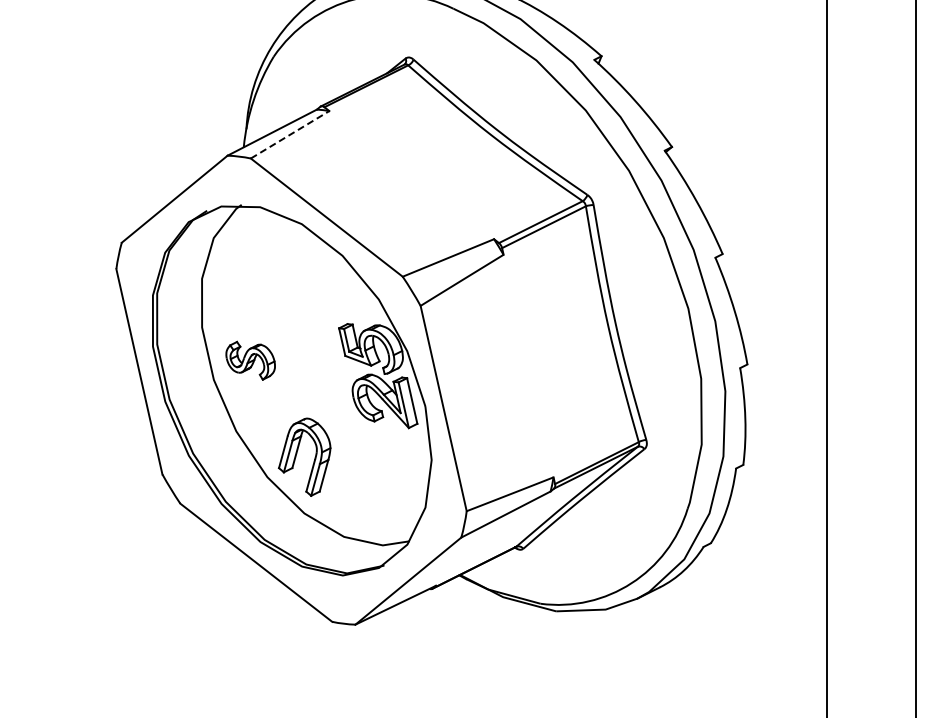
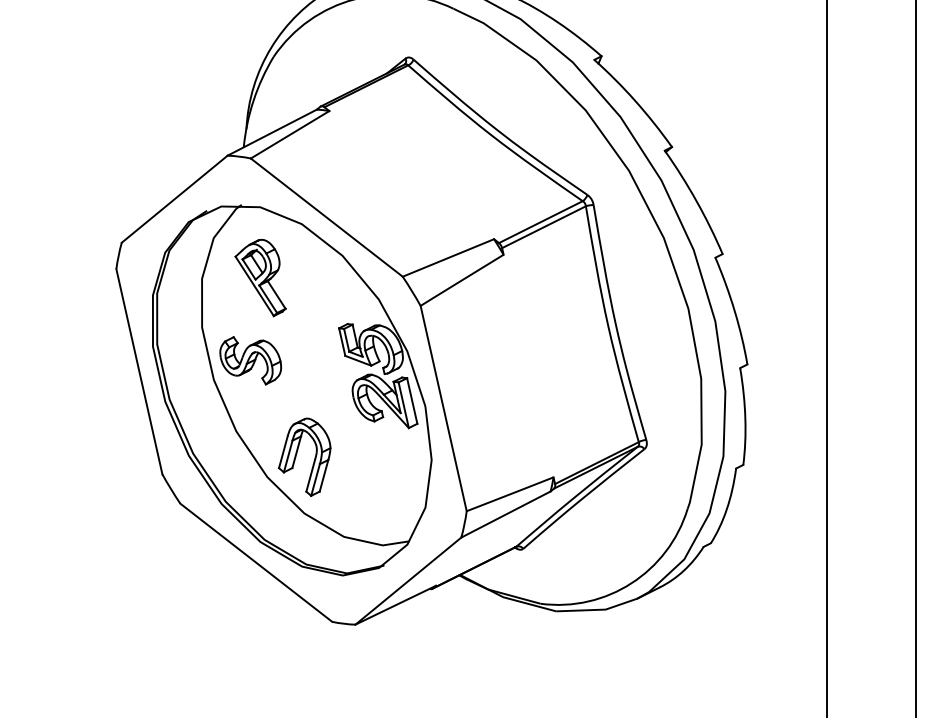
line: dashed -> solid (290, 134)
part: none -> present (260, 278)
part size: 51x41 px -> 63x50 px (250, 360)
